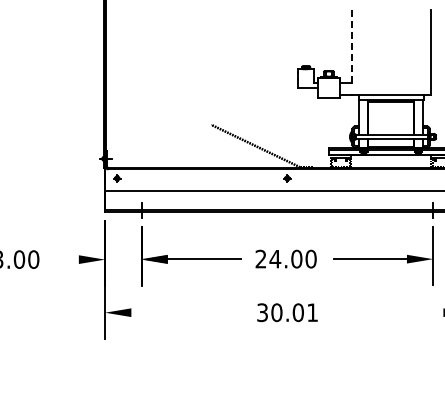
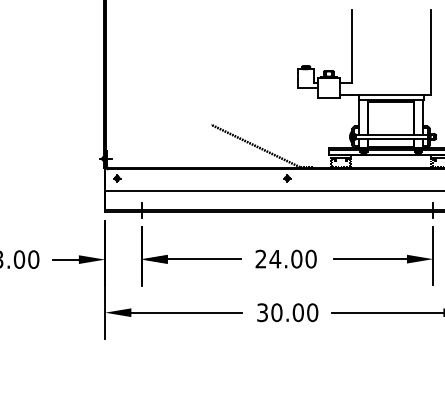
line: dashed -> solid (351, 45)
line: none -> present (65, 259)
line: none -> present (186, 312)
text: 30.01 -> 30.00 (312, 312)
line: none -> present (386, 312)
